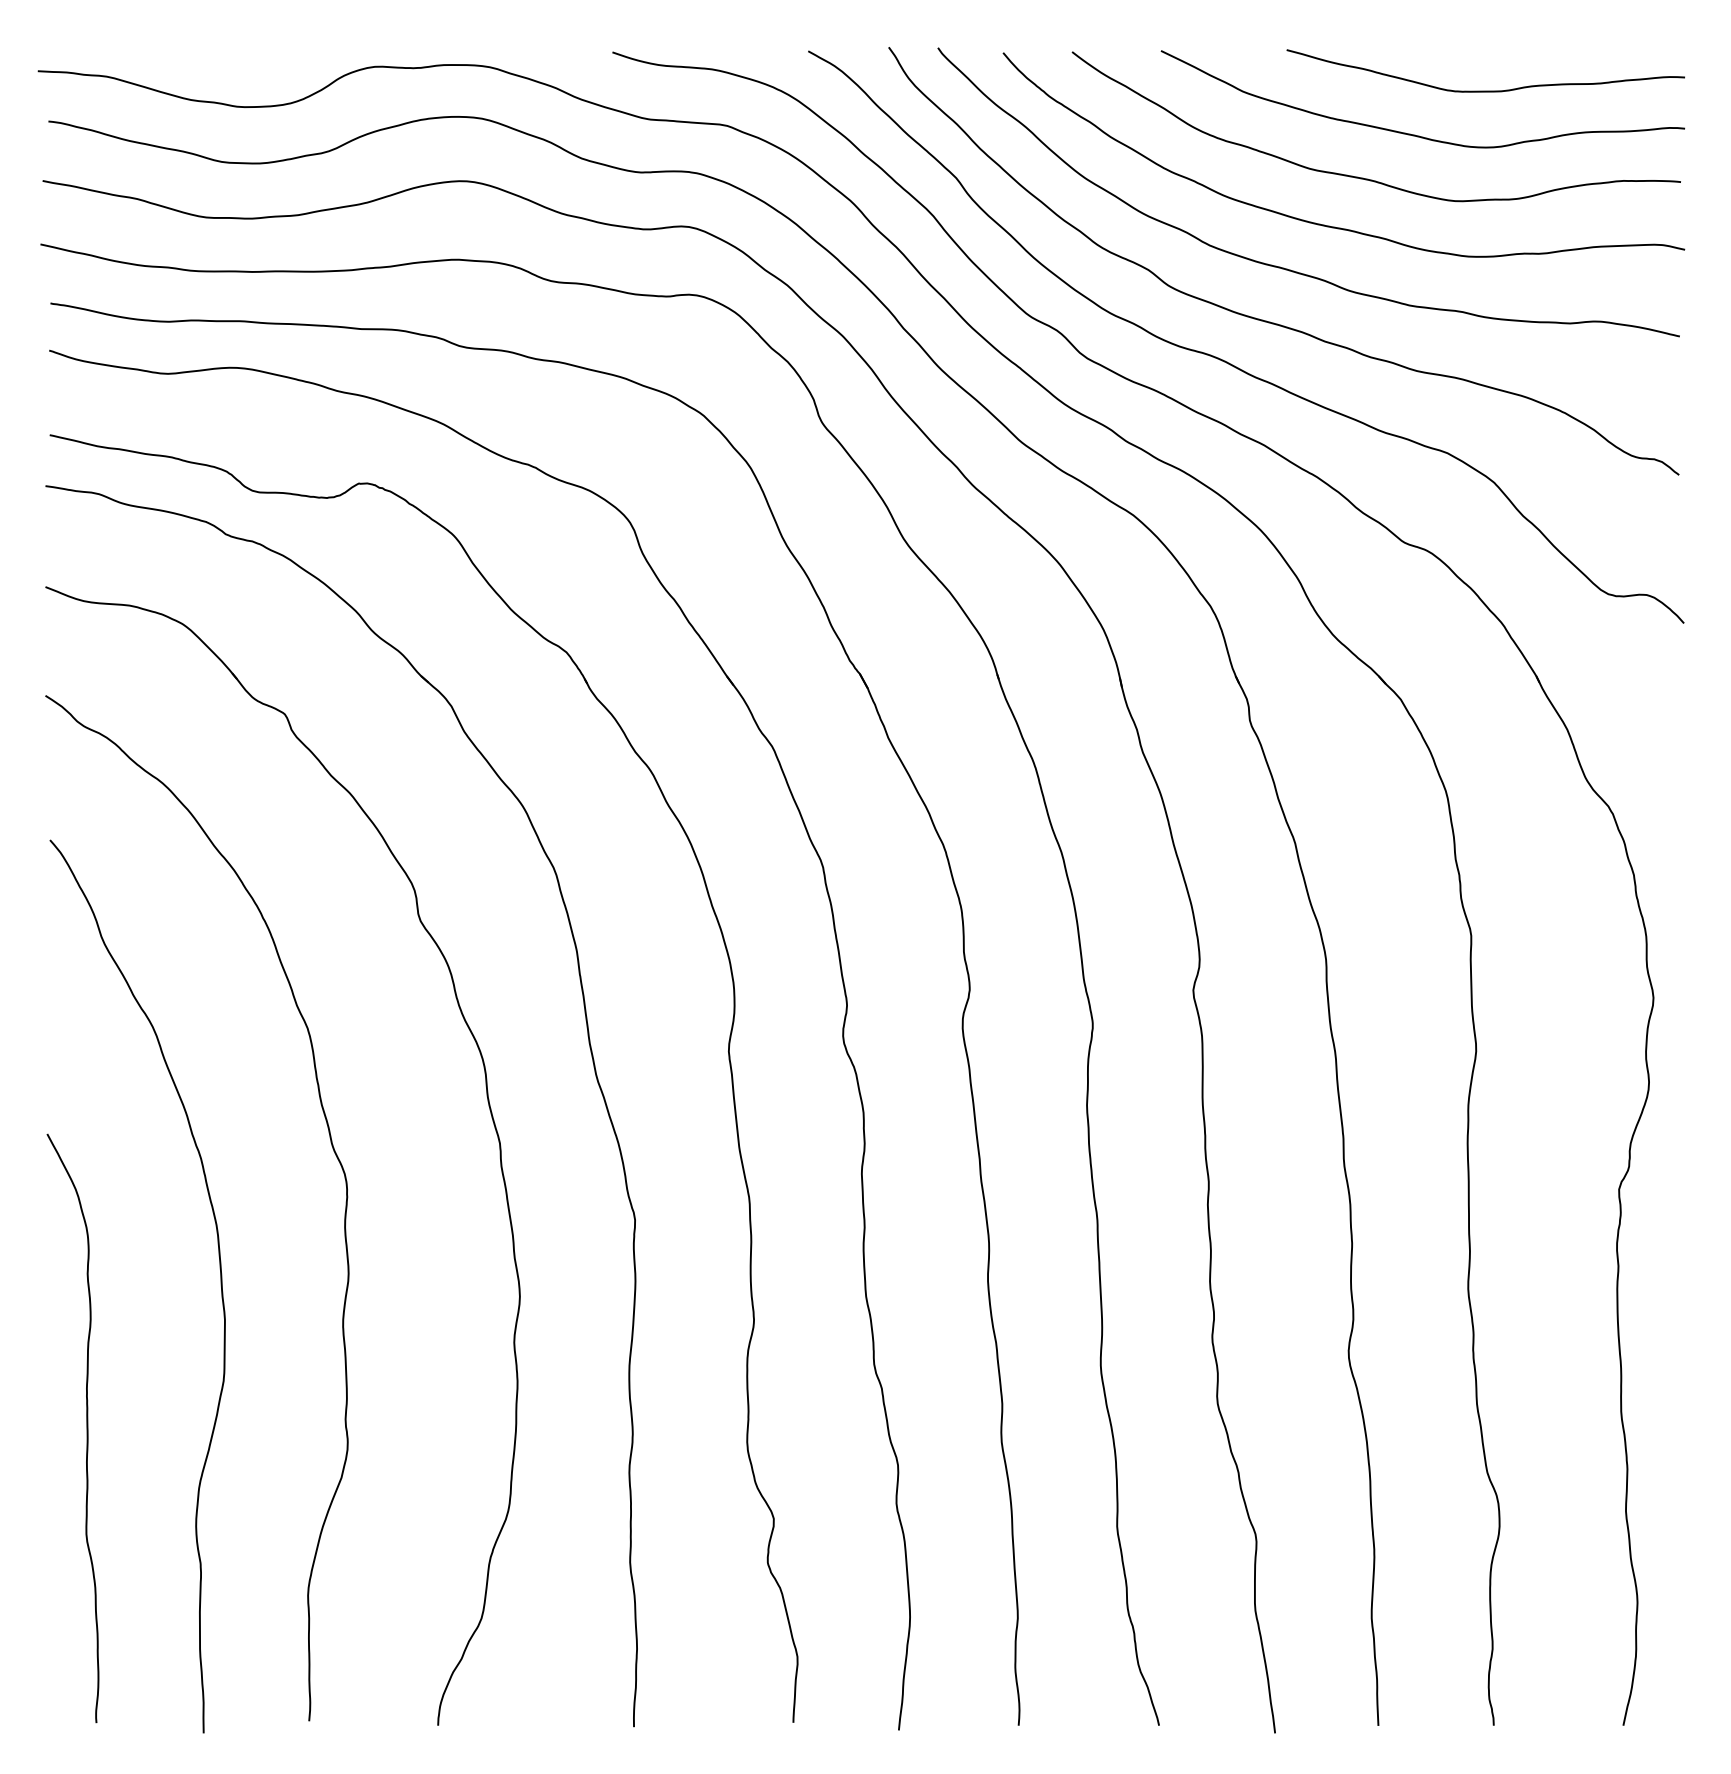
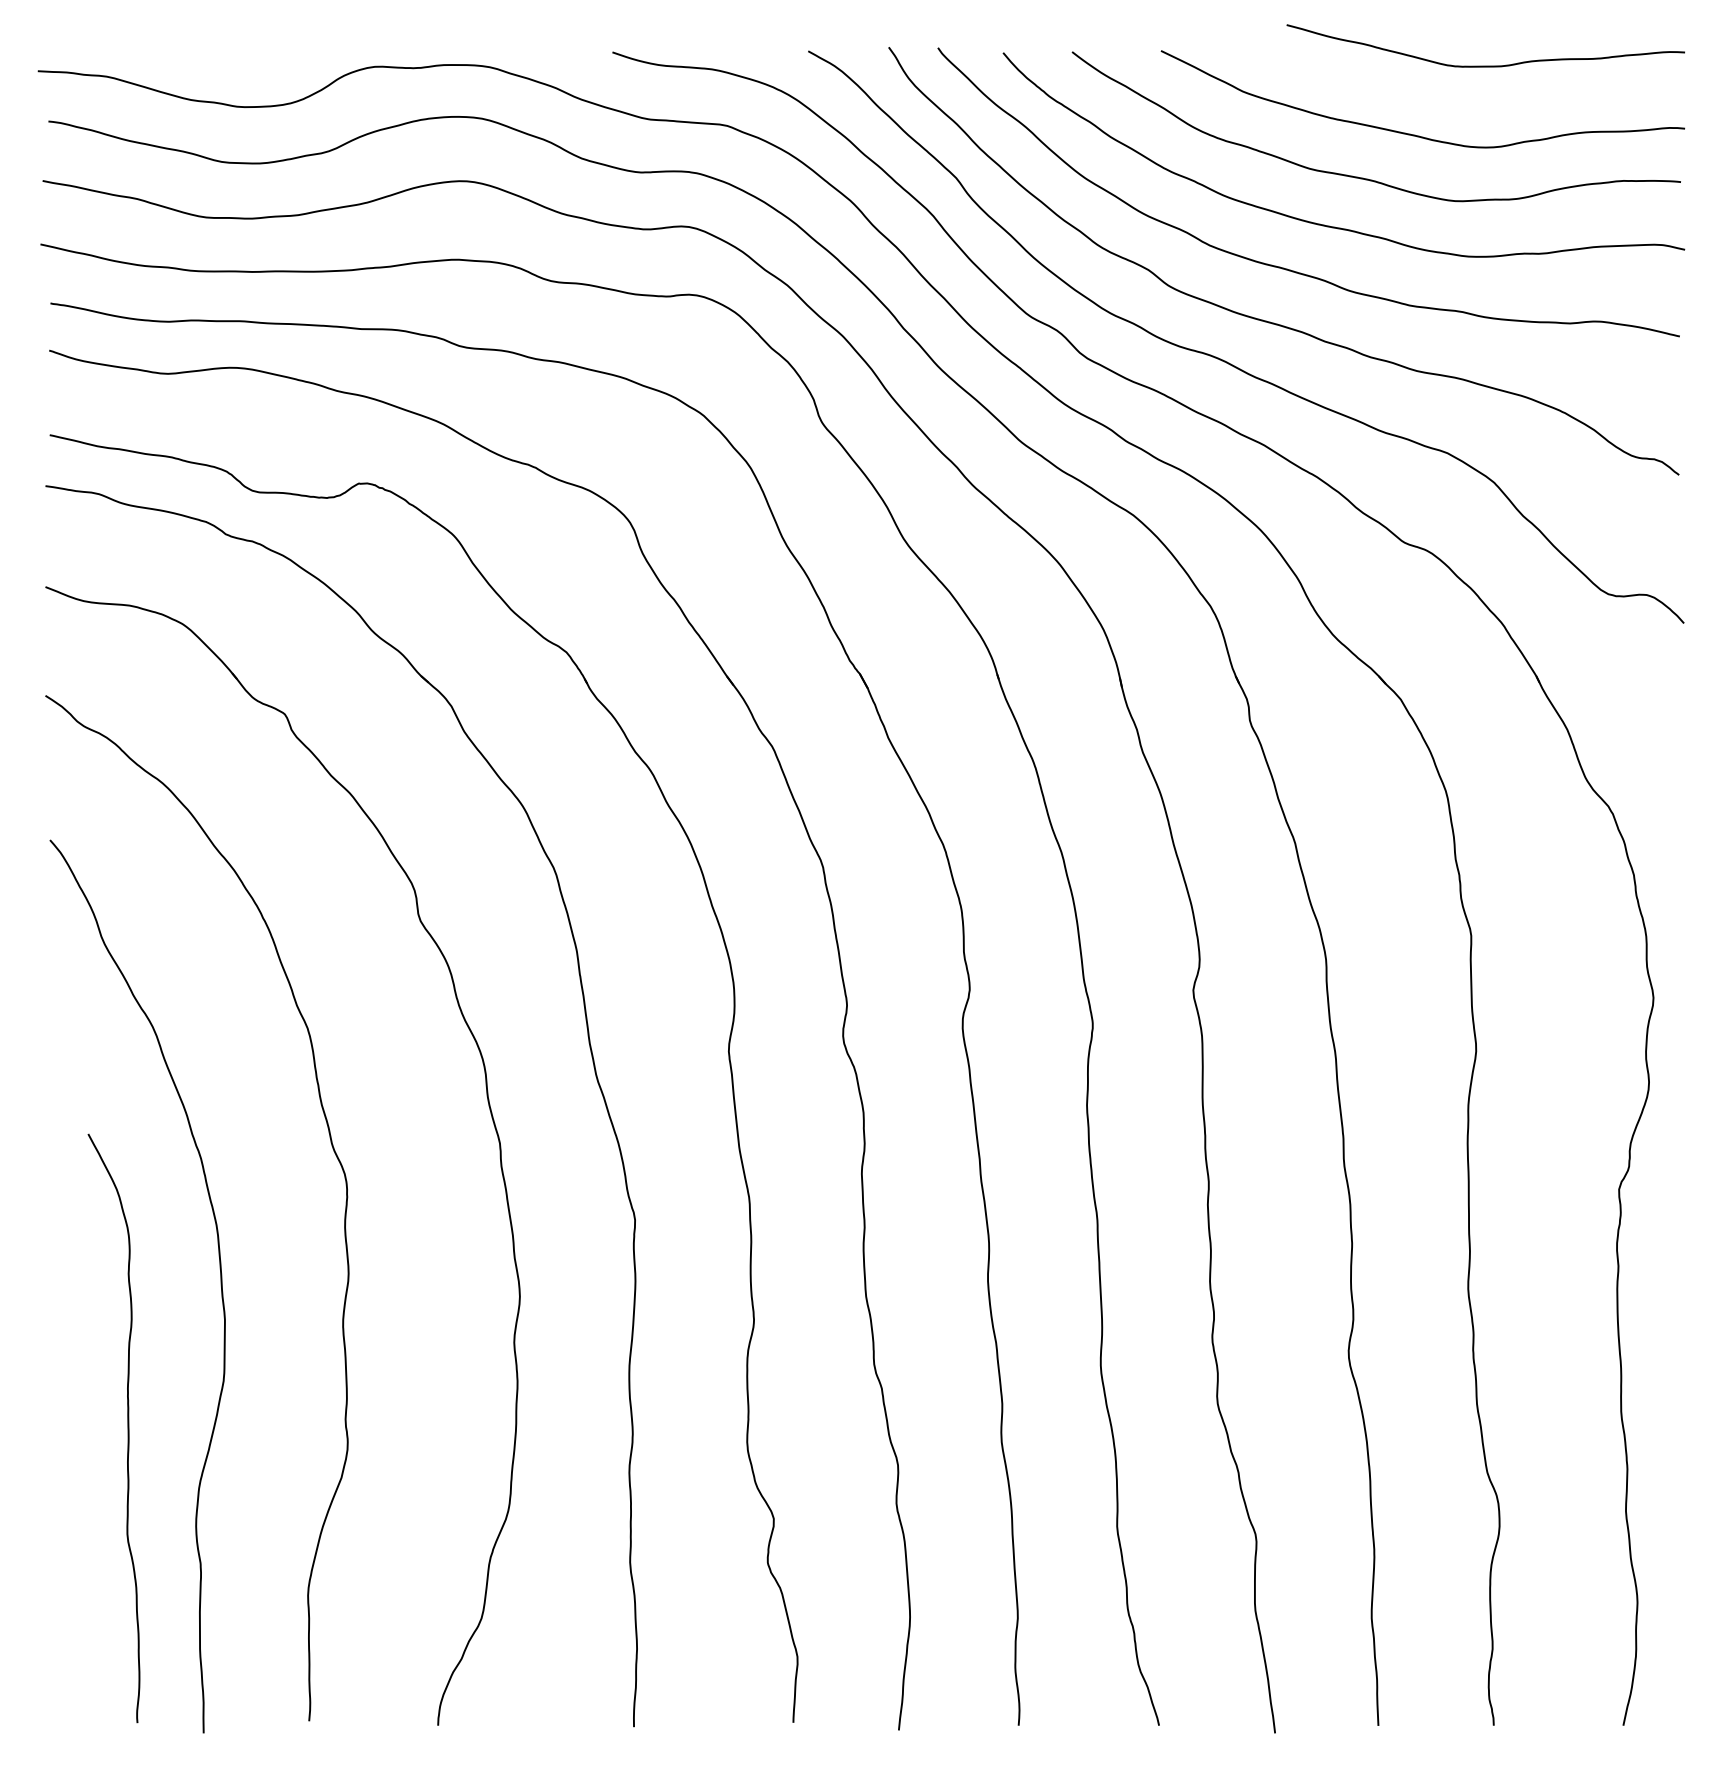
curve position: (1485, 90) -> (1485, 65) (1485, 65)
curve position: (86, 1428) -> (127, 1428) (127, 1428)
